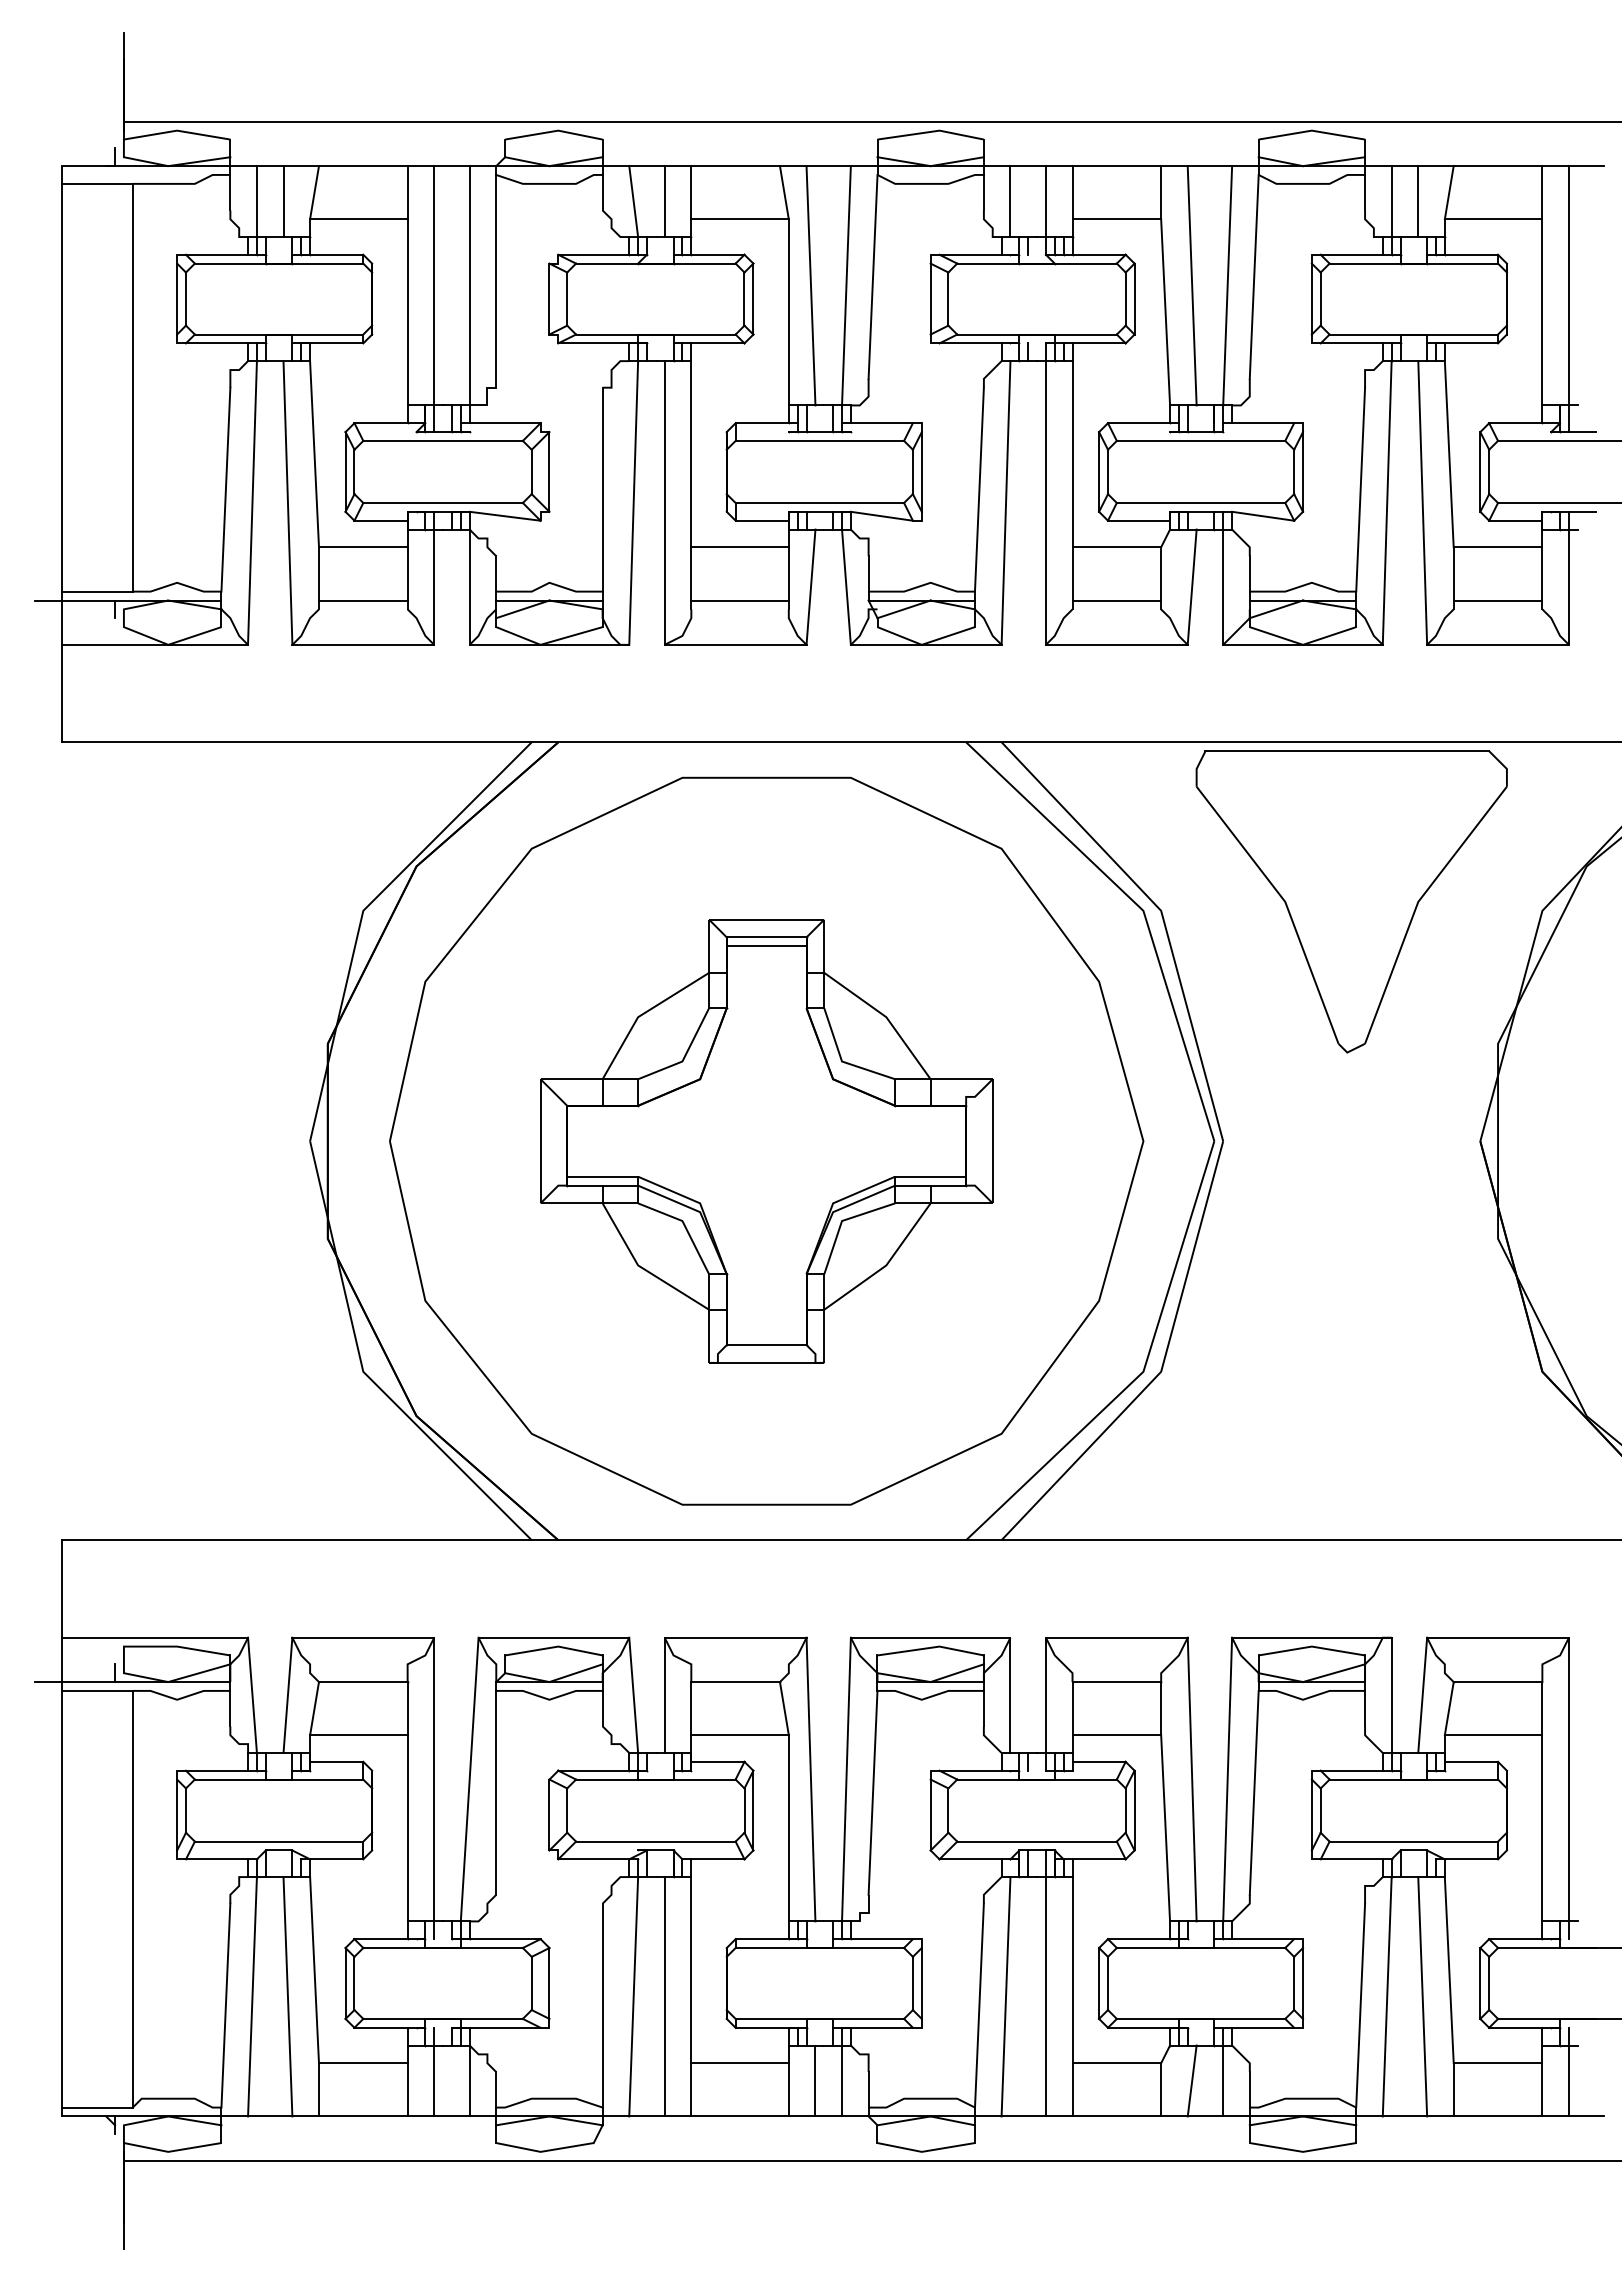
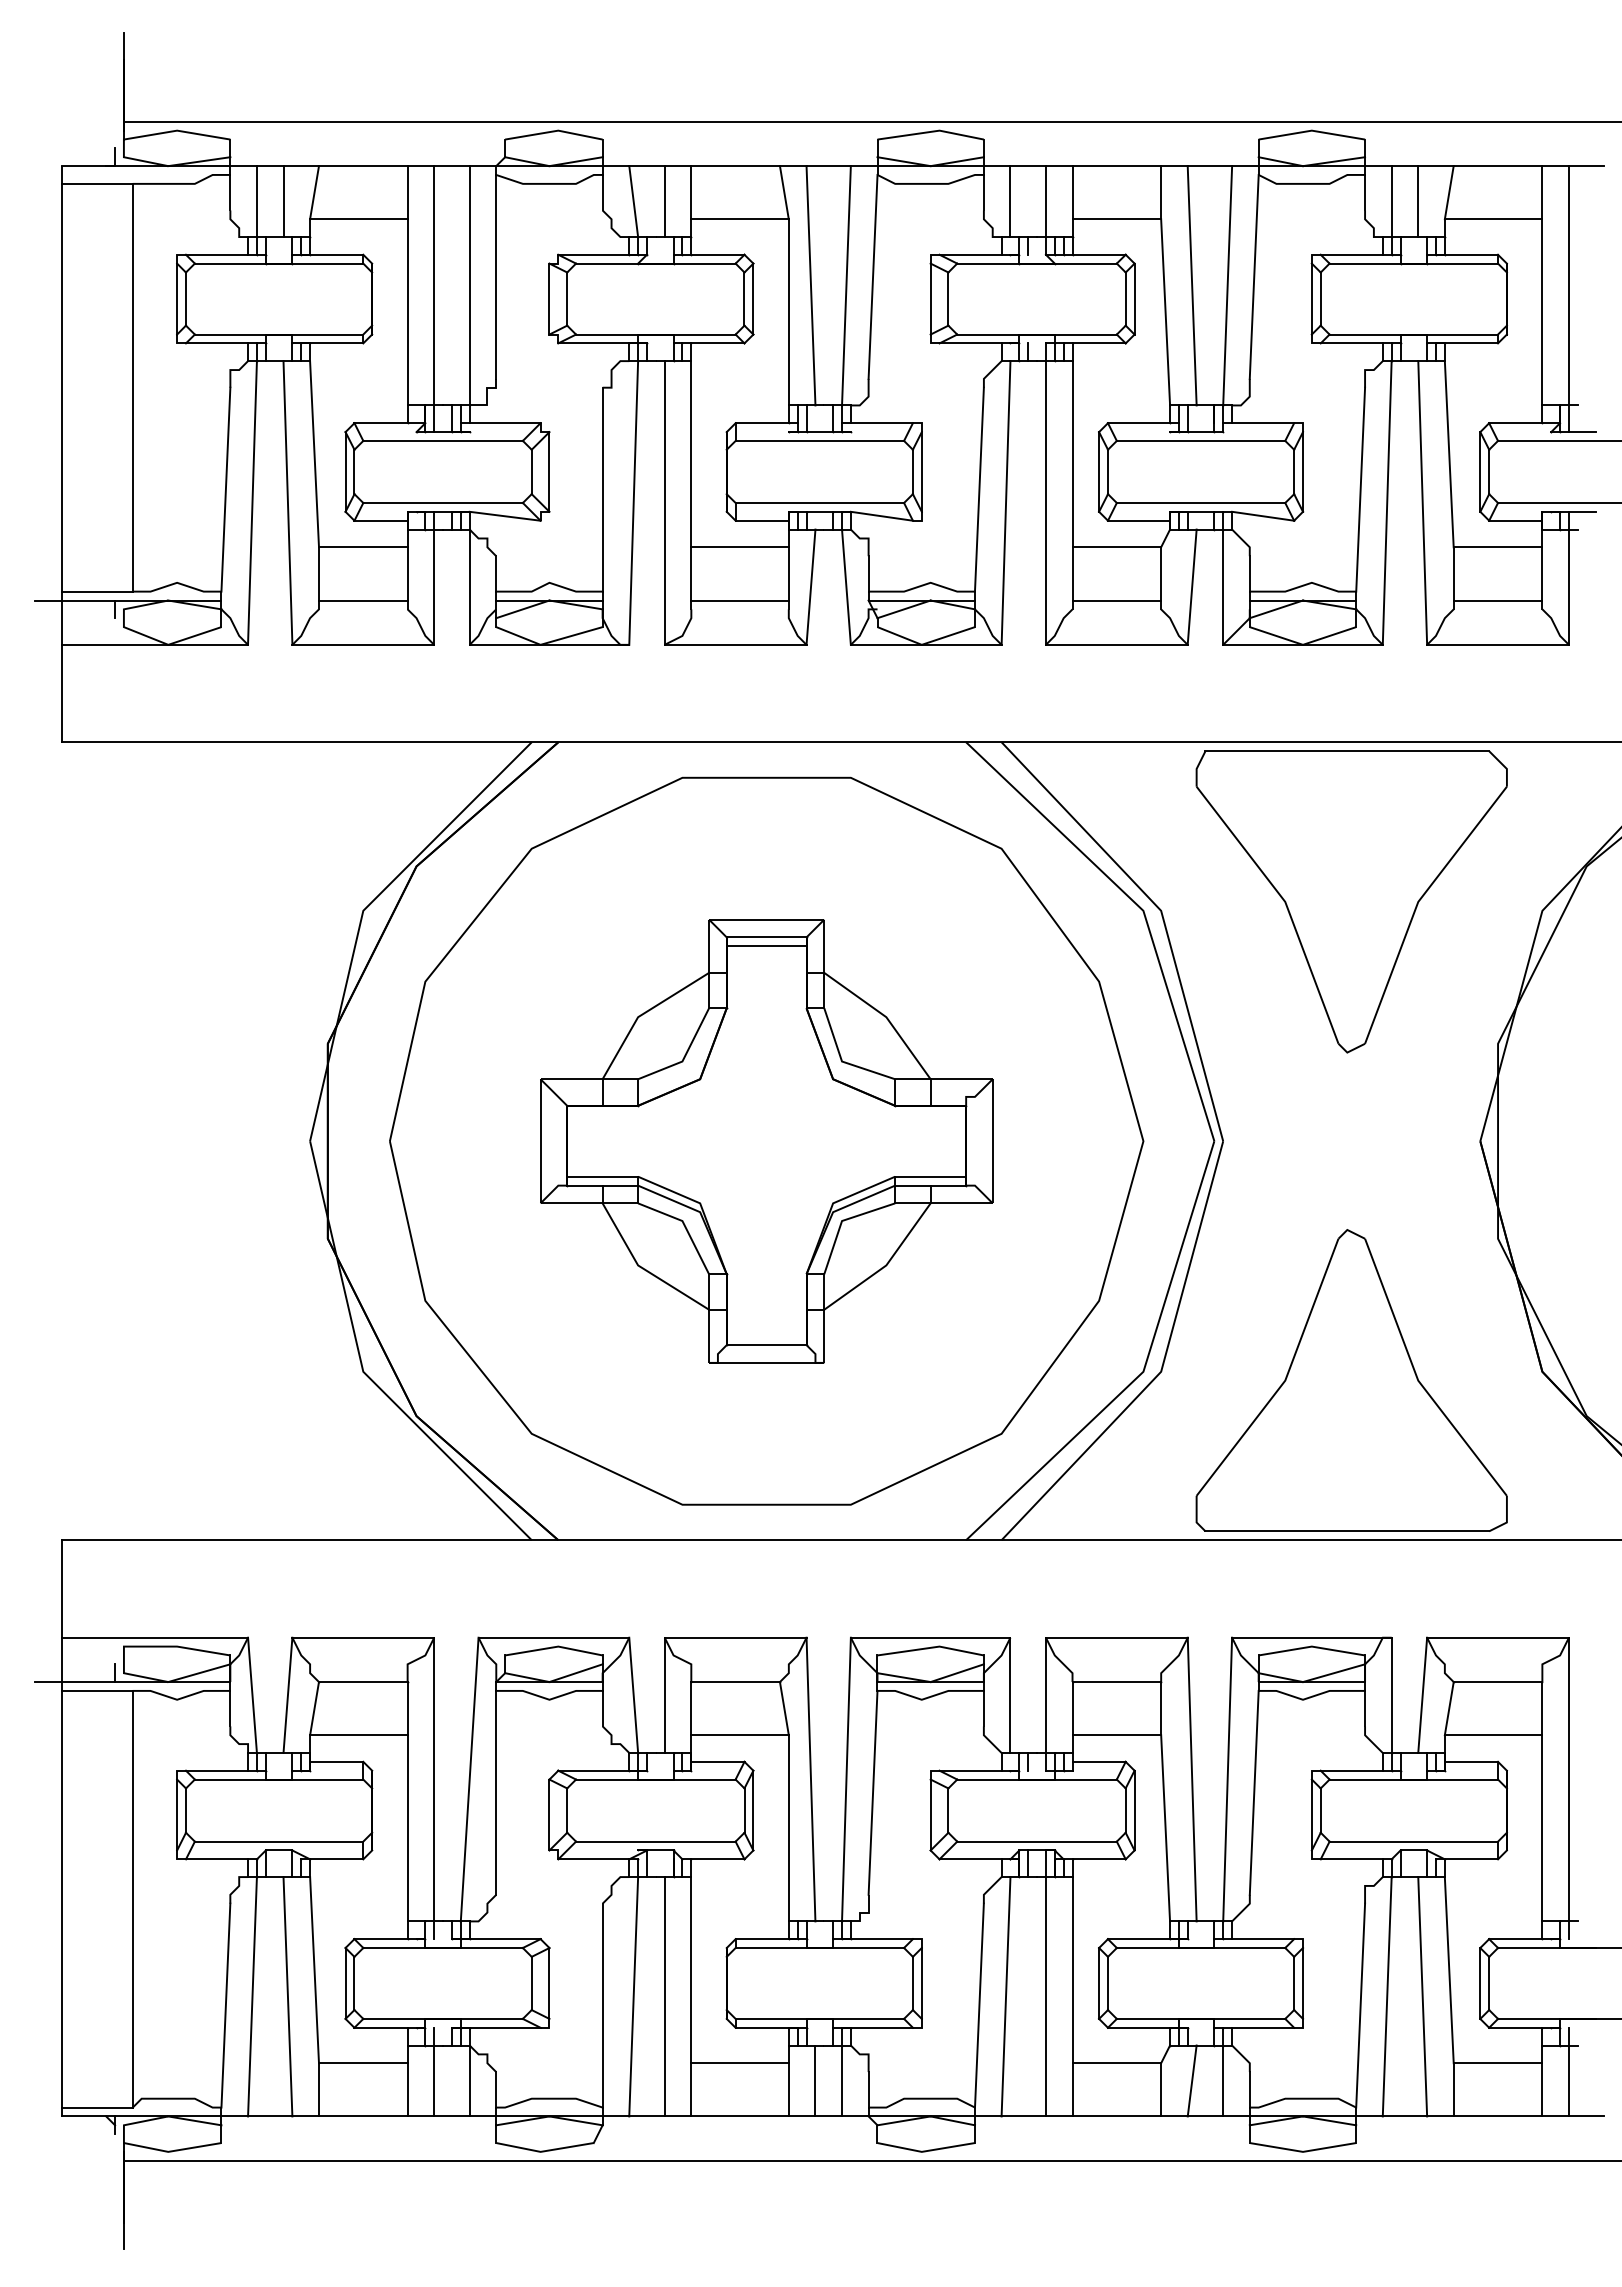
part: none -> present (1351, 1380)
